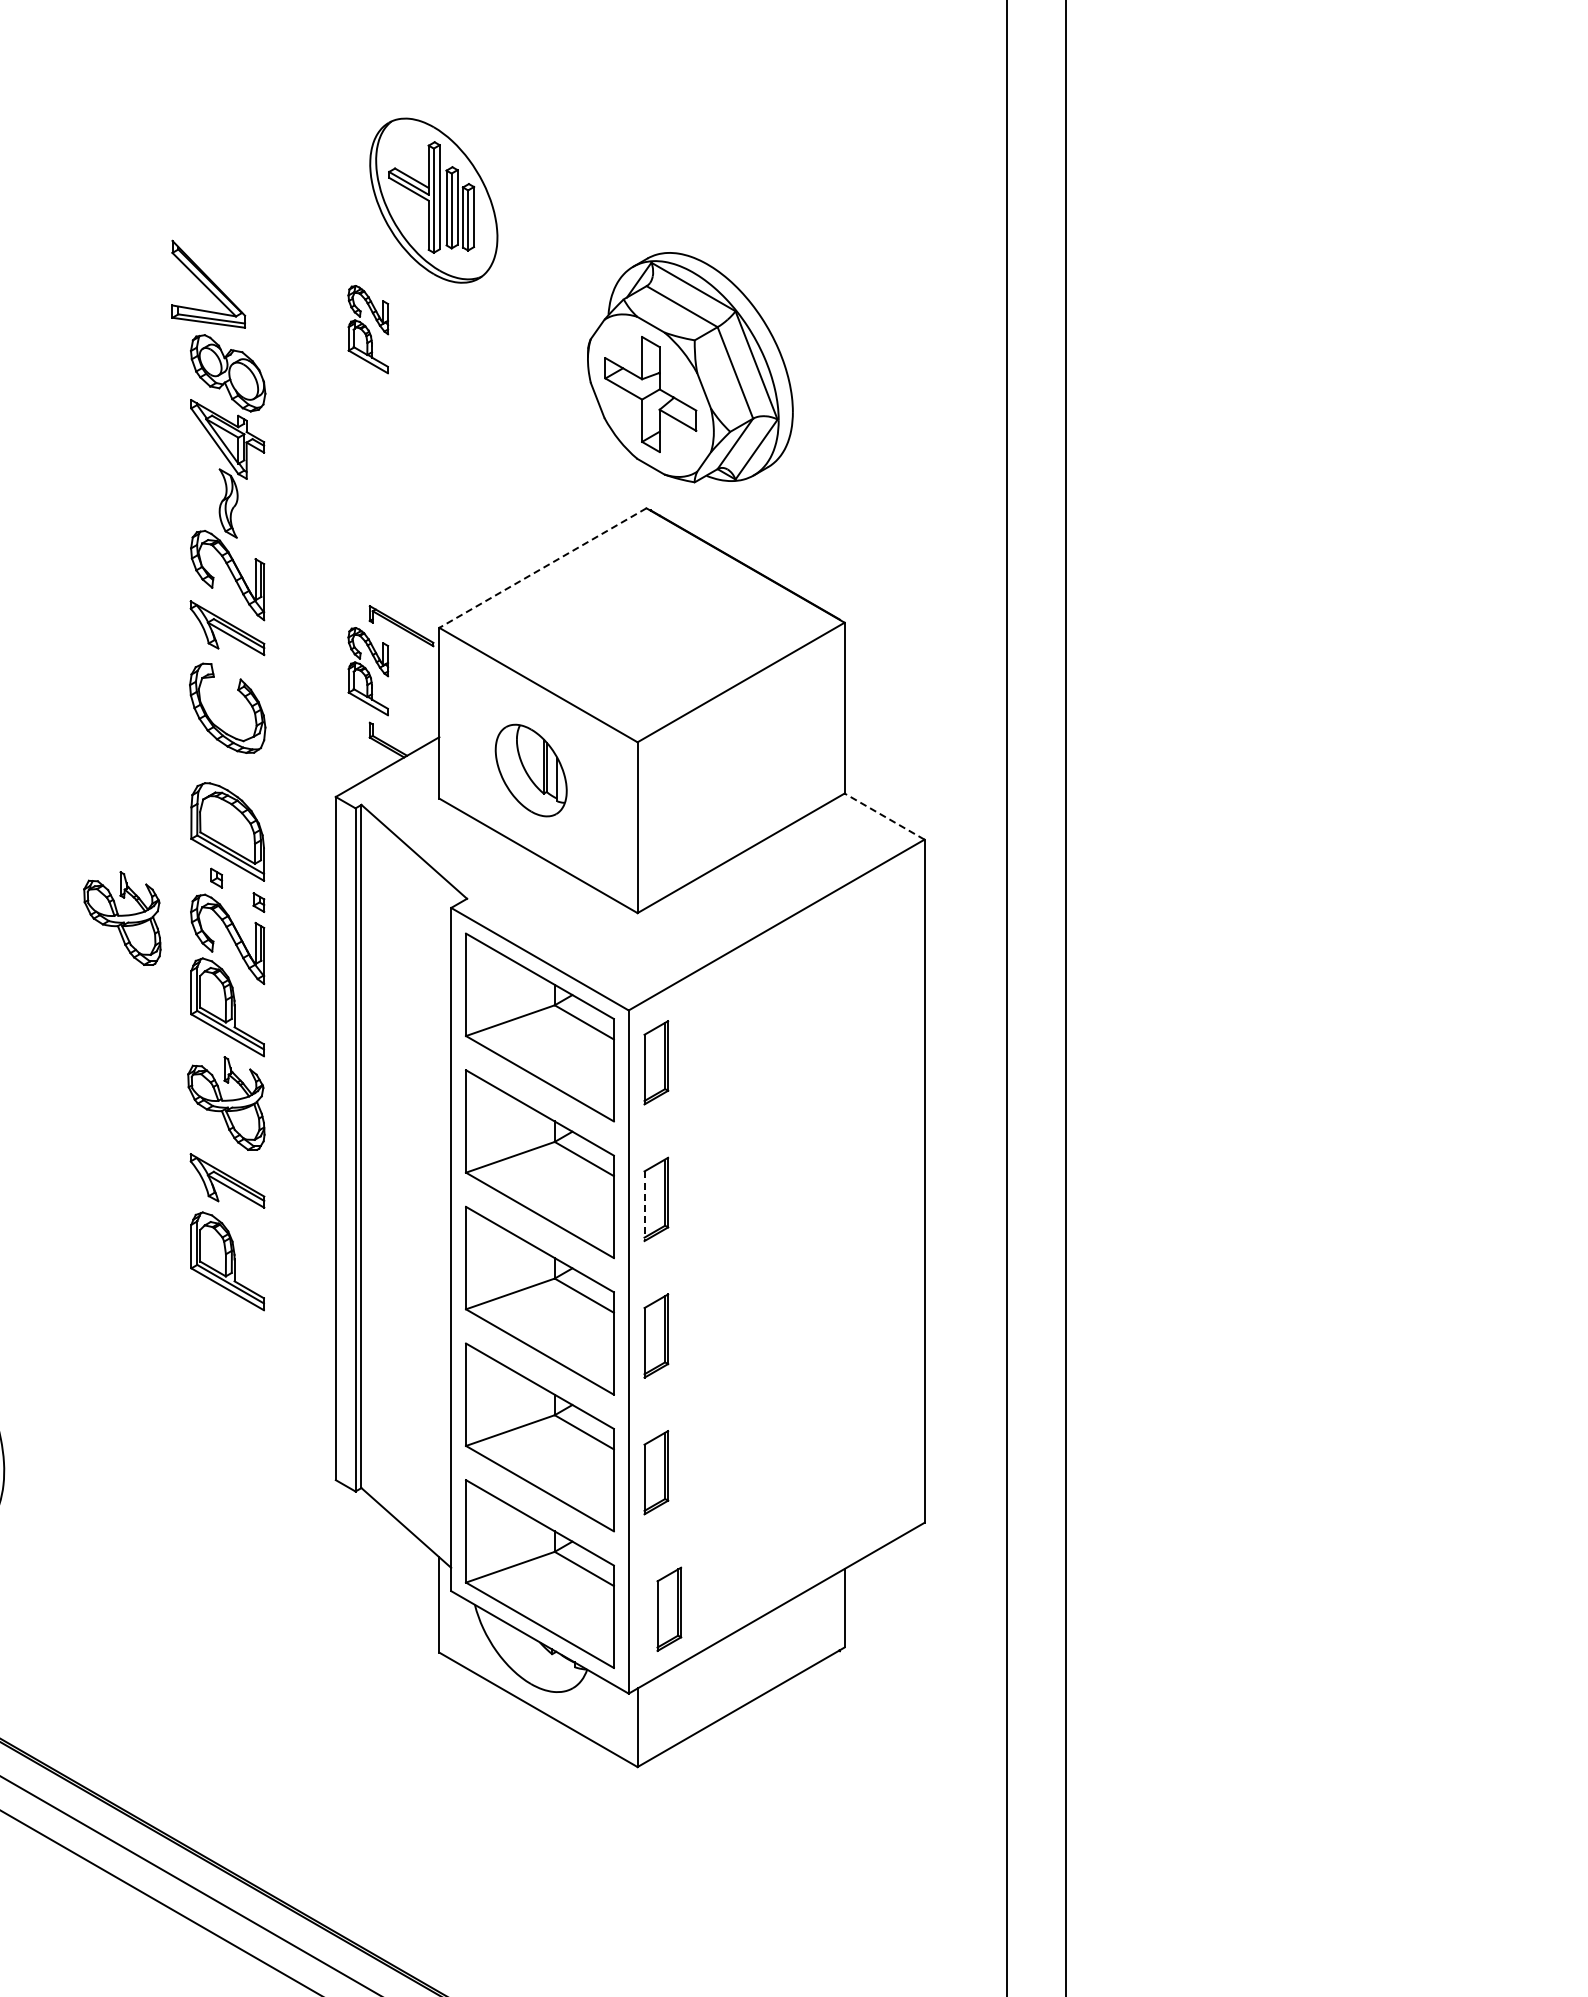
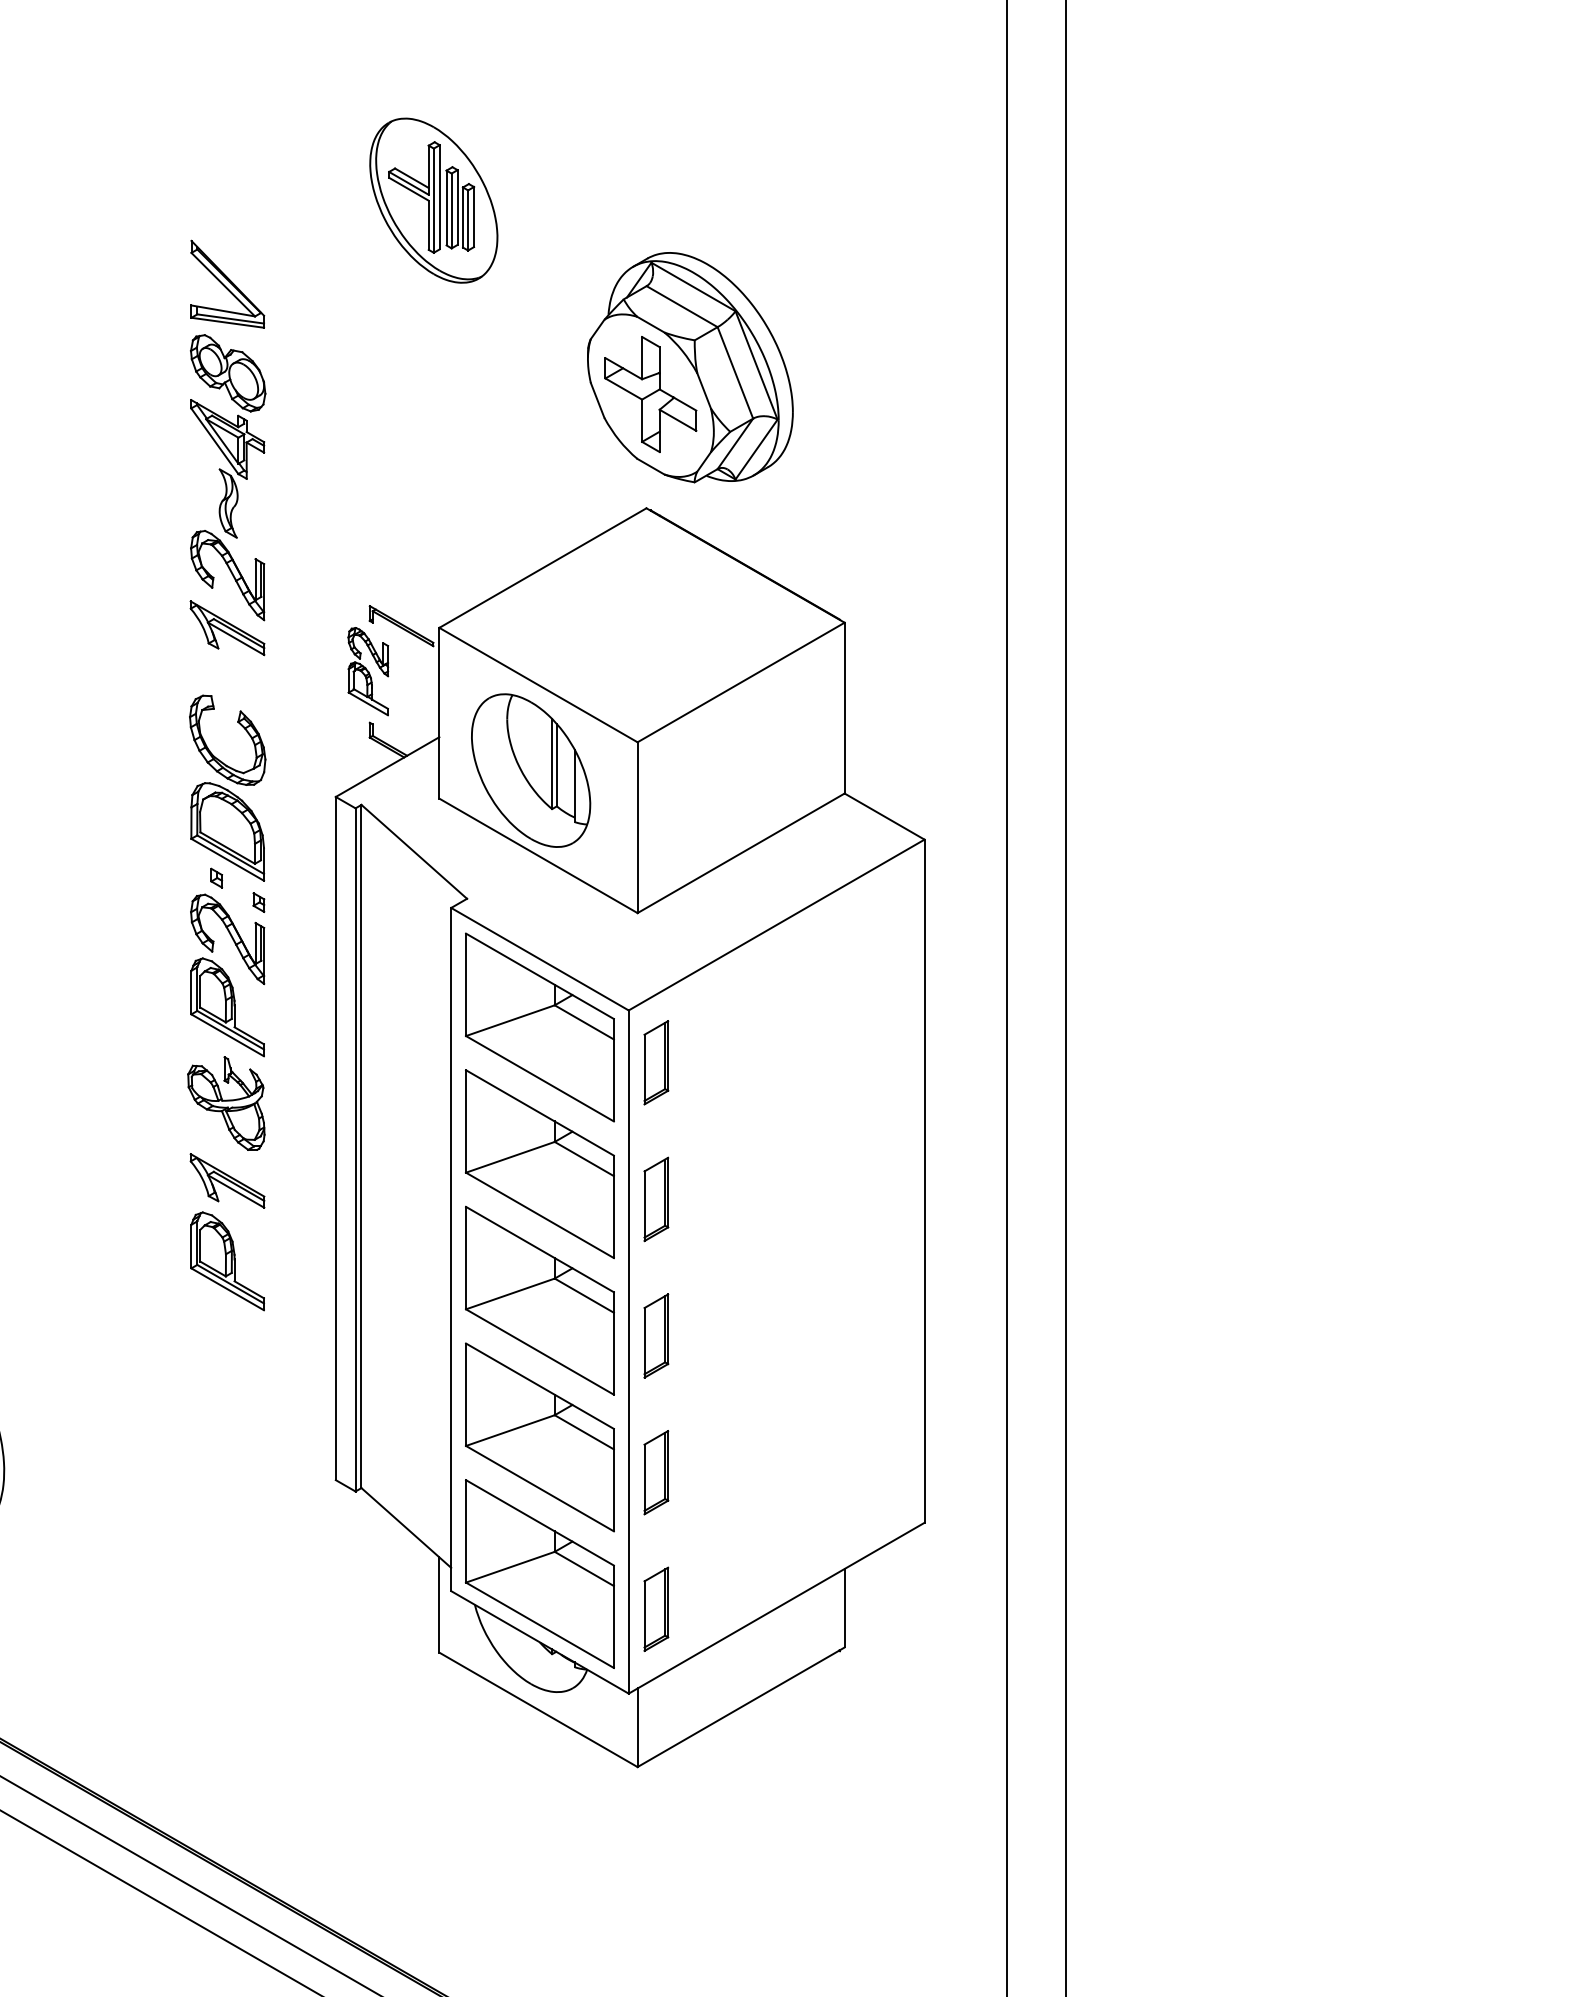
part position: (208, 283) -> (227, 283) (227, 283)
part: present -> none (368, 329)
line: dashed -> solid (542, 568)
part position: (240, 693) -> (240, 725) (240, 725)
part size: 74x95 px -> 121x155 px (531, 770)
line: dashed -> solid (884, 816)
part: present -> none (122, 918)
line: dashed -> solid (644, 1206)
part position: (669, 1608) -> (656, 1608) (656, 1608)
